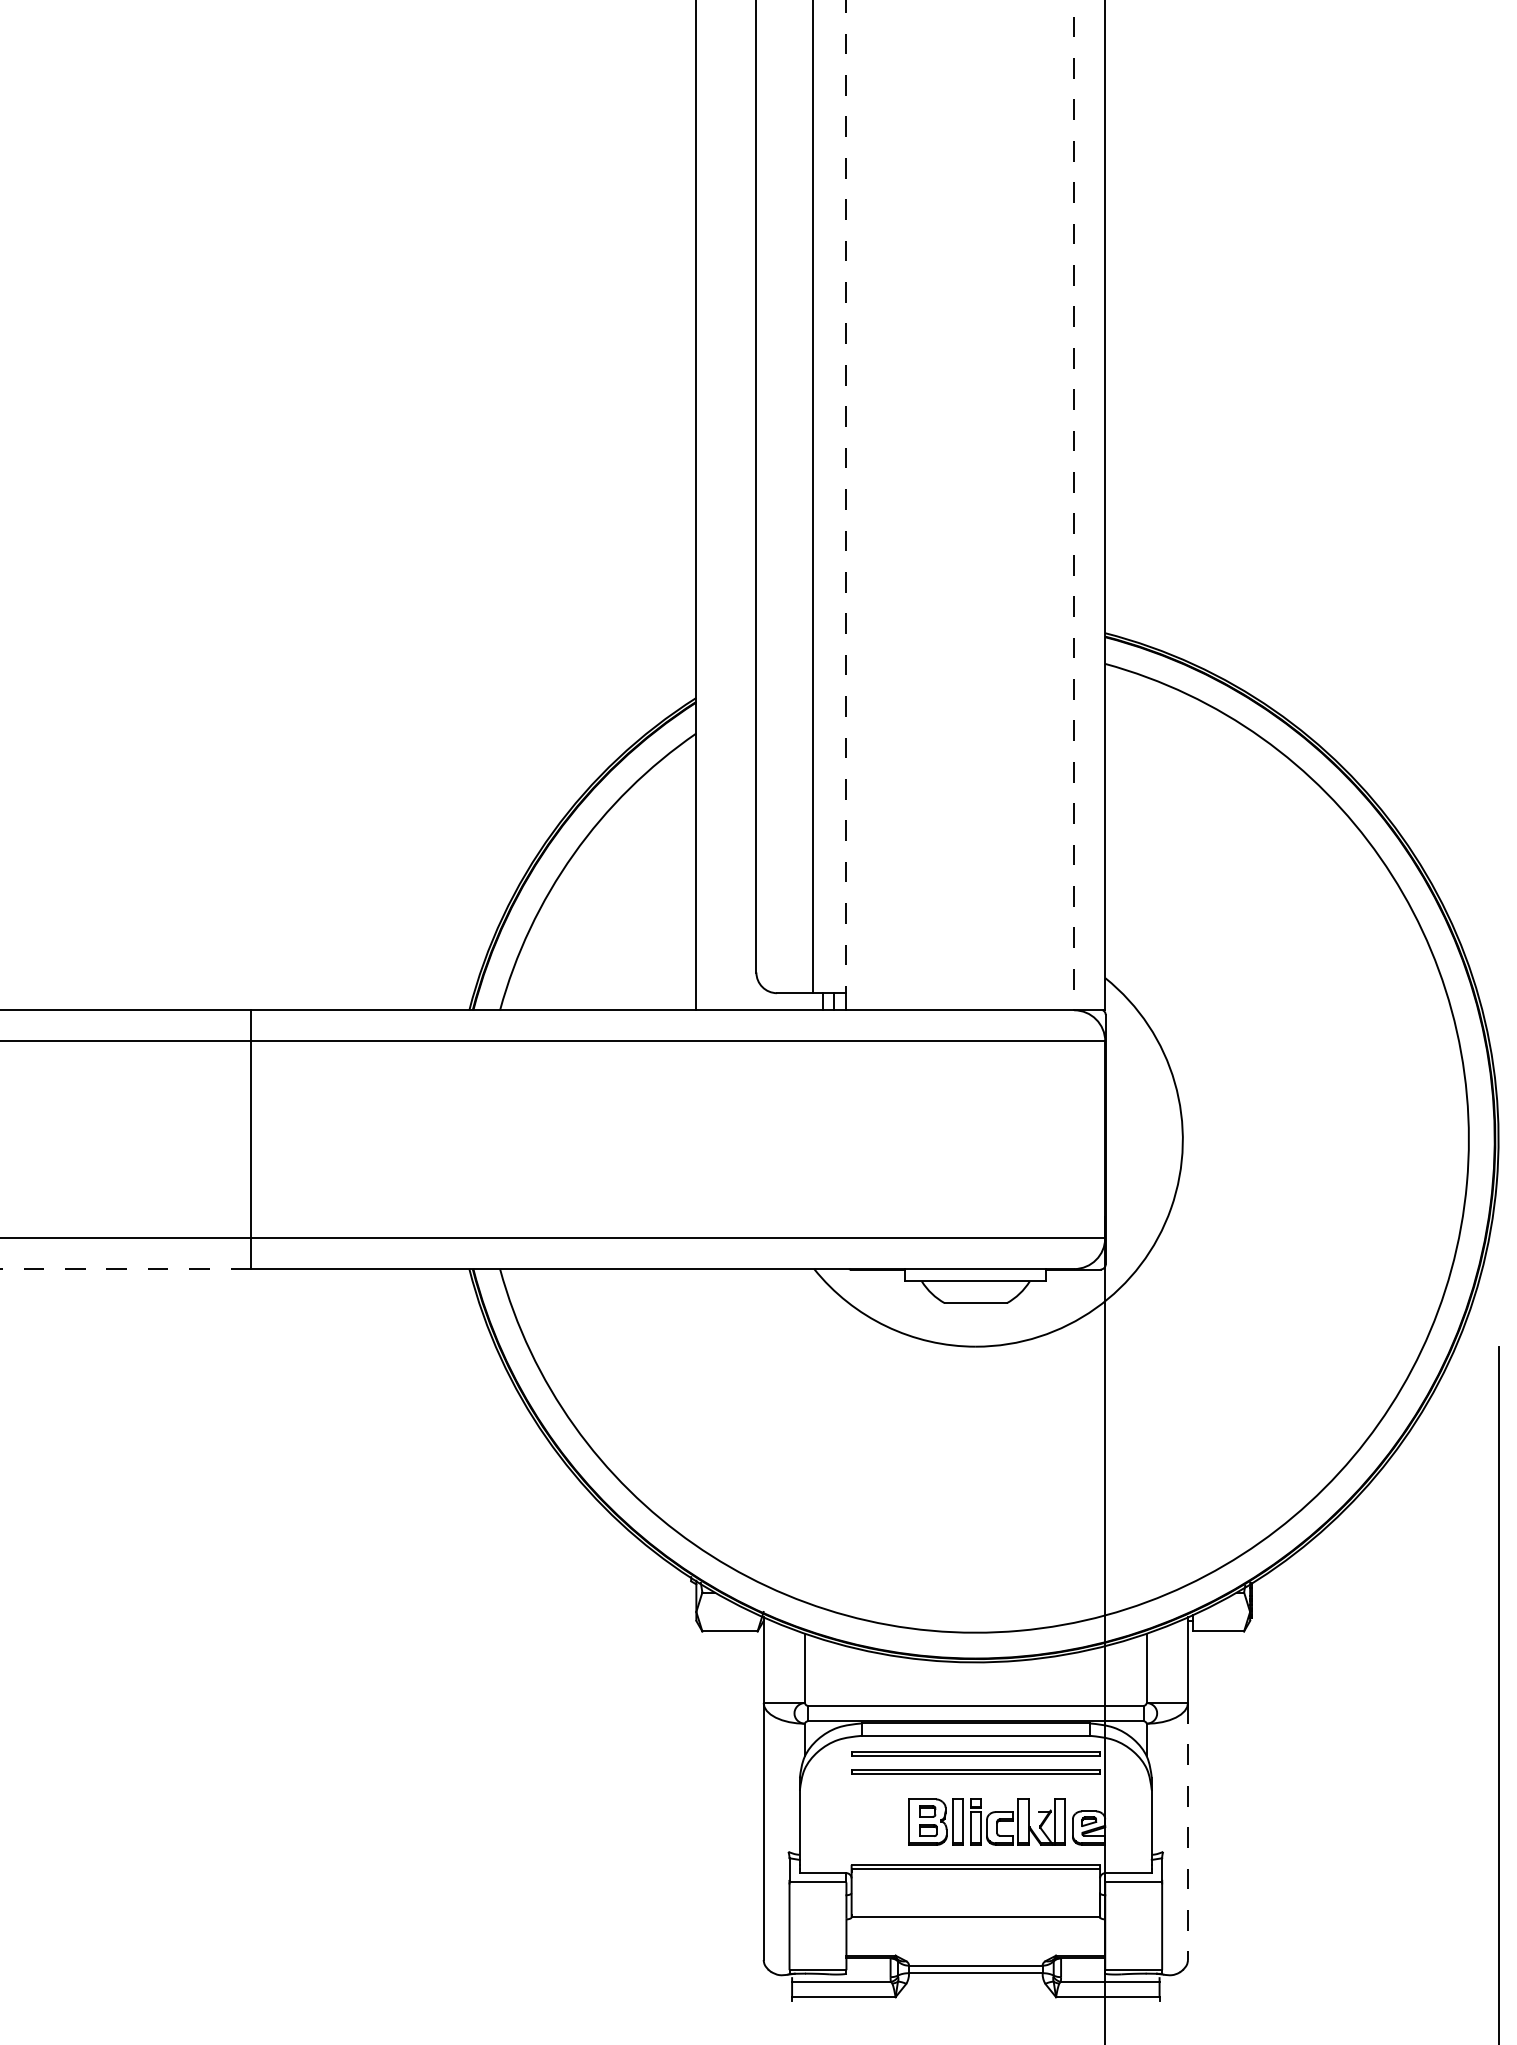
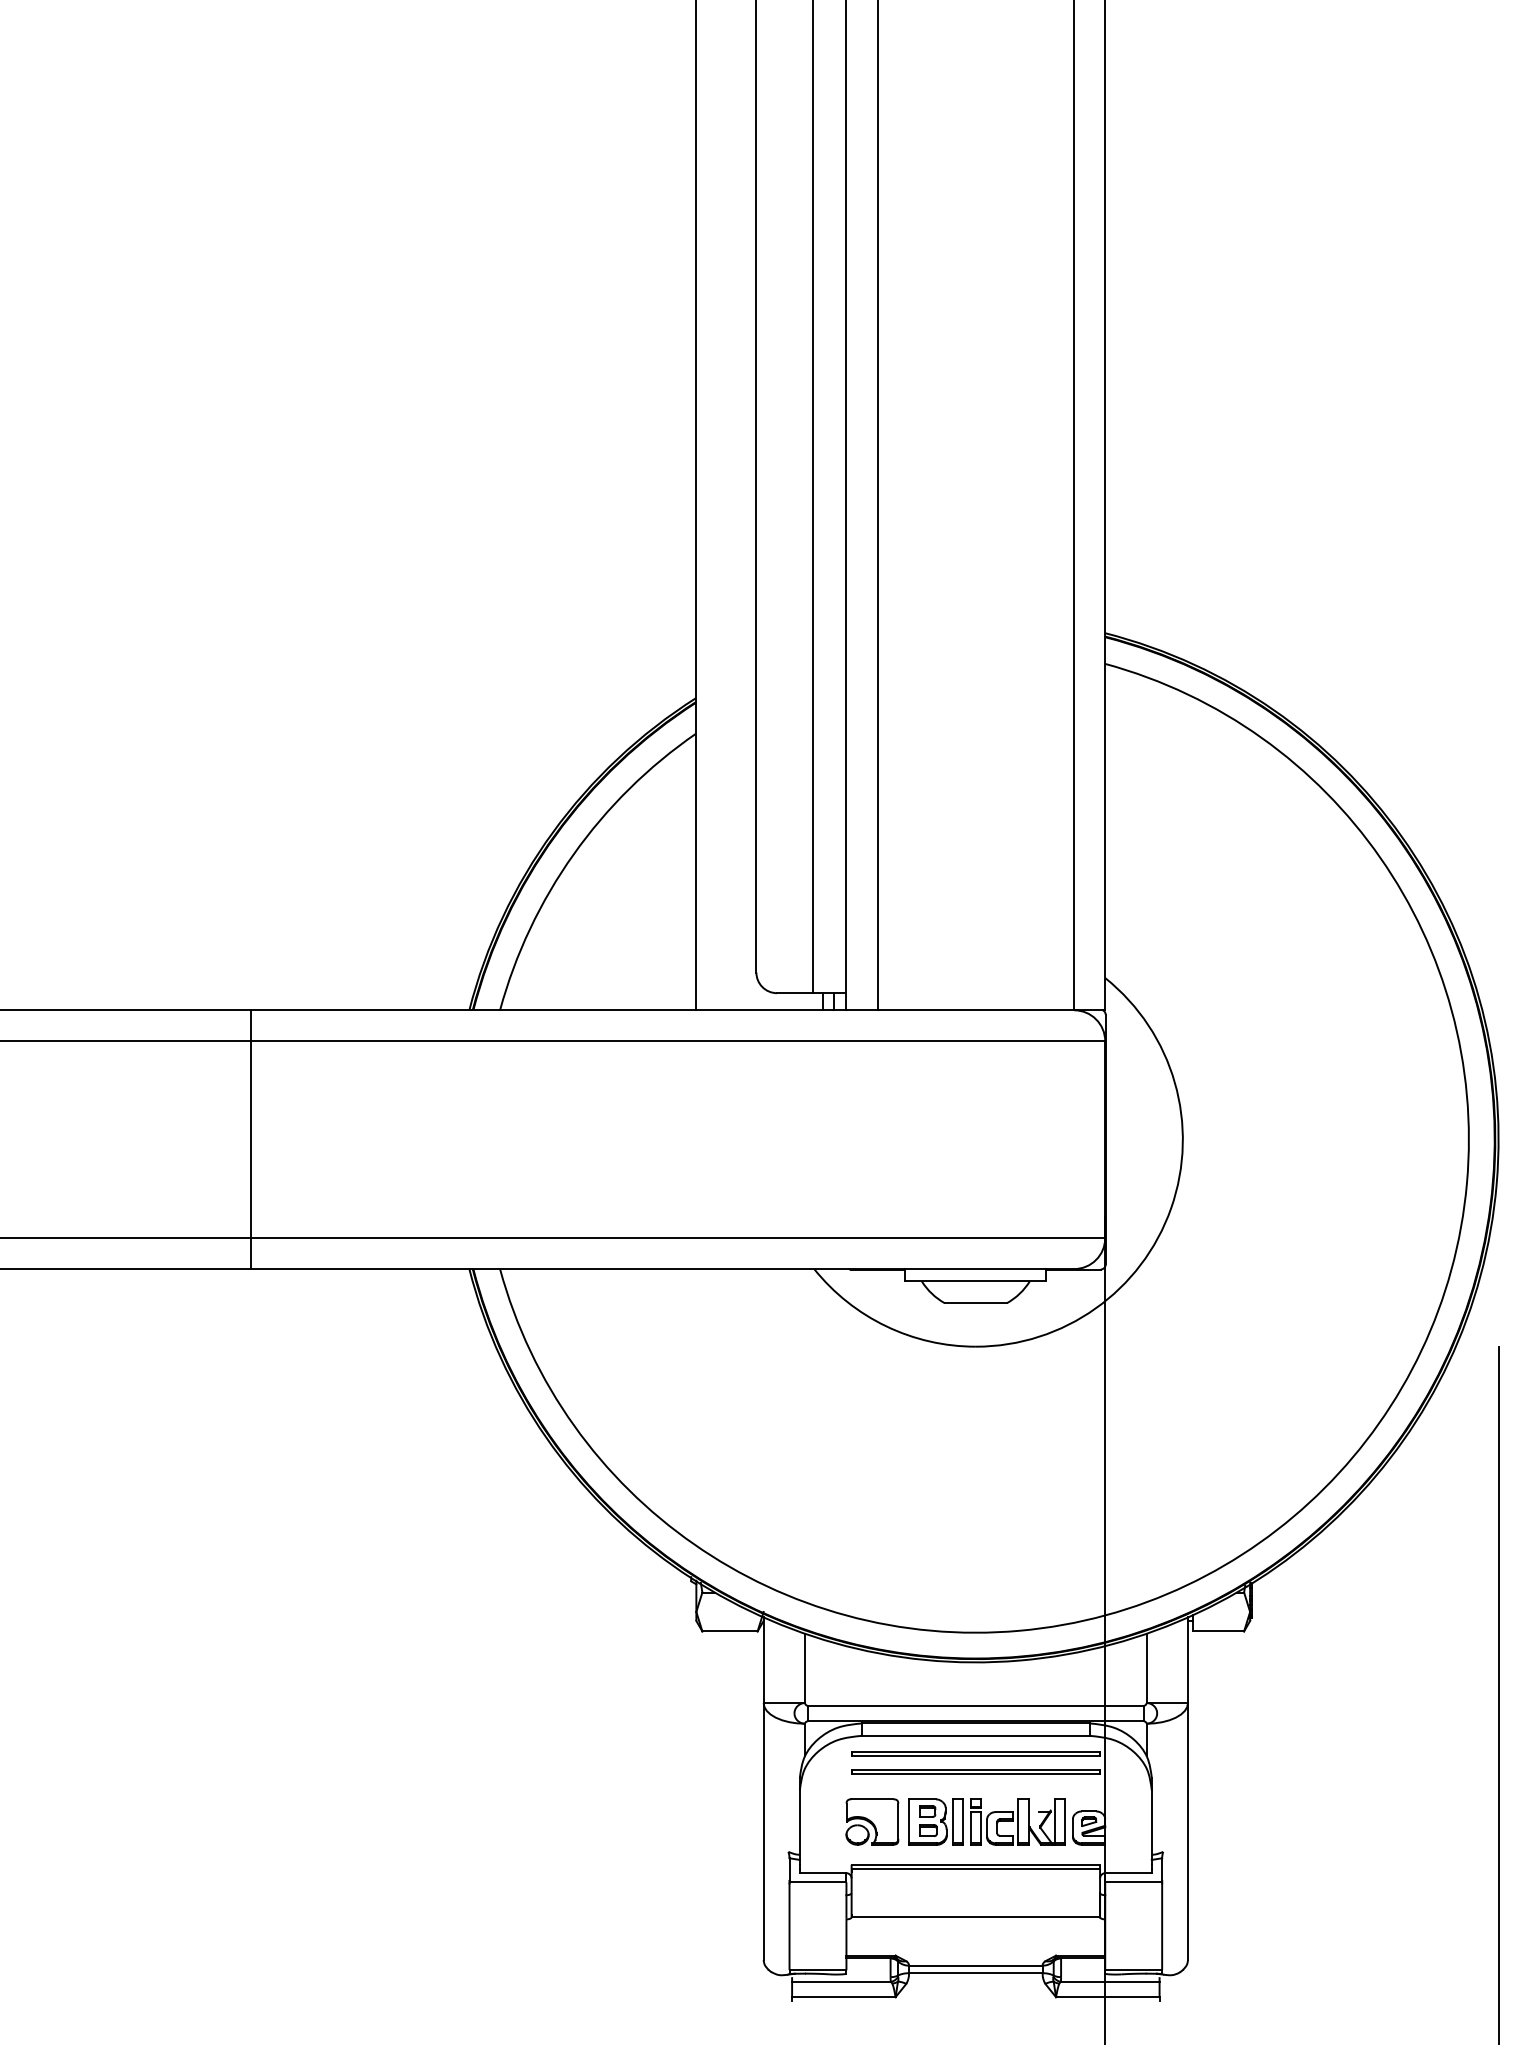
line: dashed -> solid (846, 497)
line: dashed -> solid (1074, 505)
line: none -> present (877, 506)
line: dashed -> solid (125, 1269)
part: none -> present (872, 1821)
line: dashed -> solid (1188, 1831)
